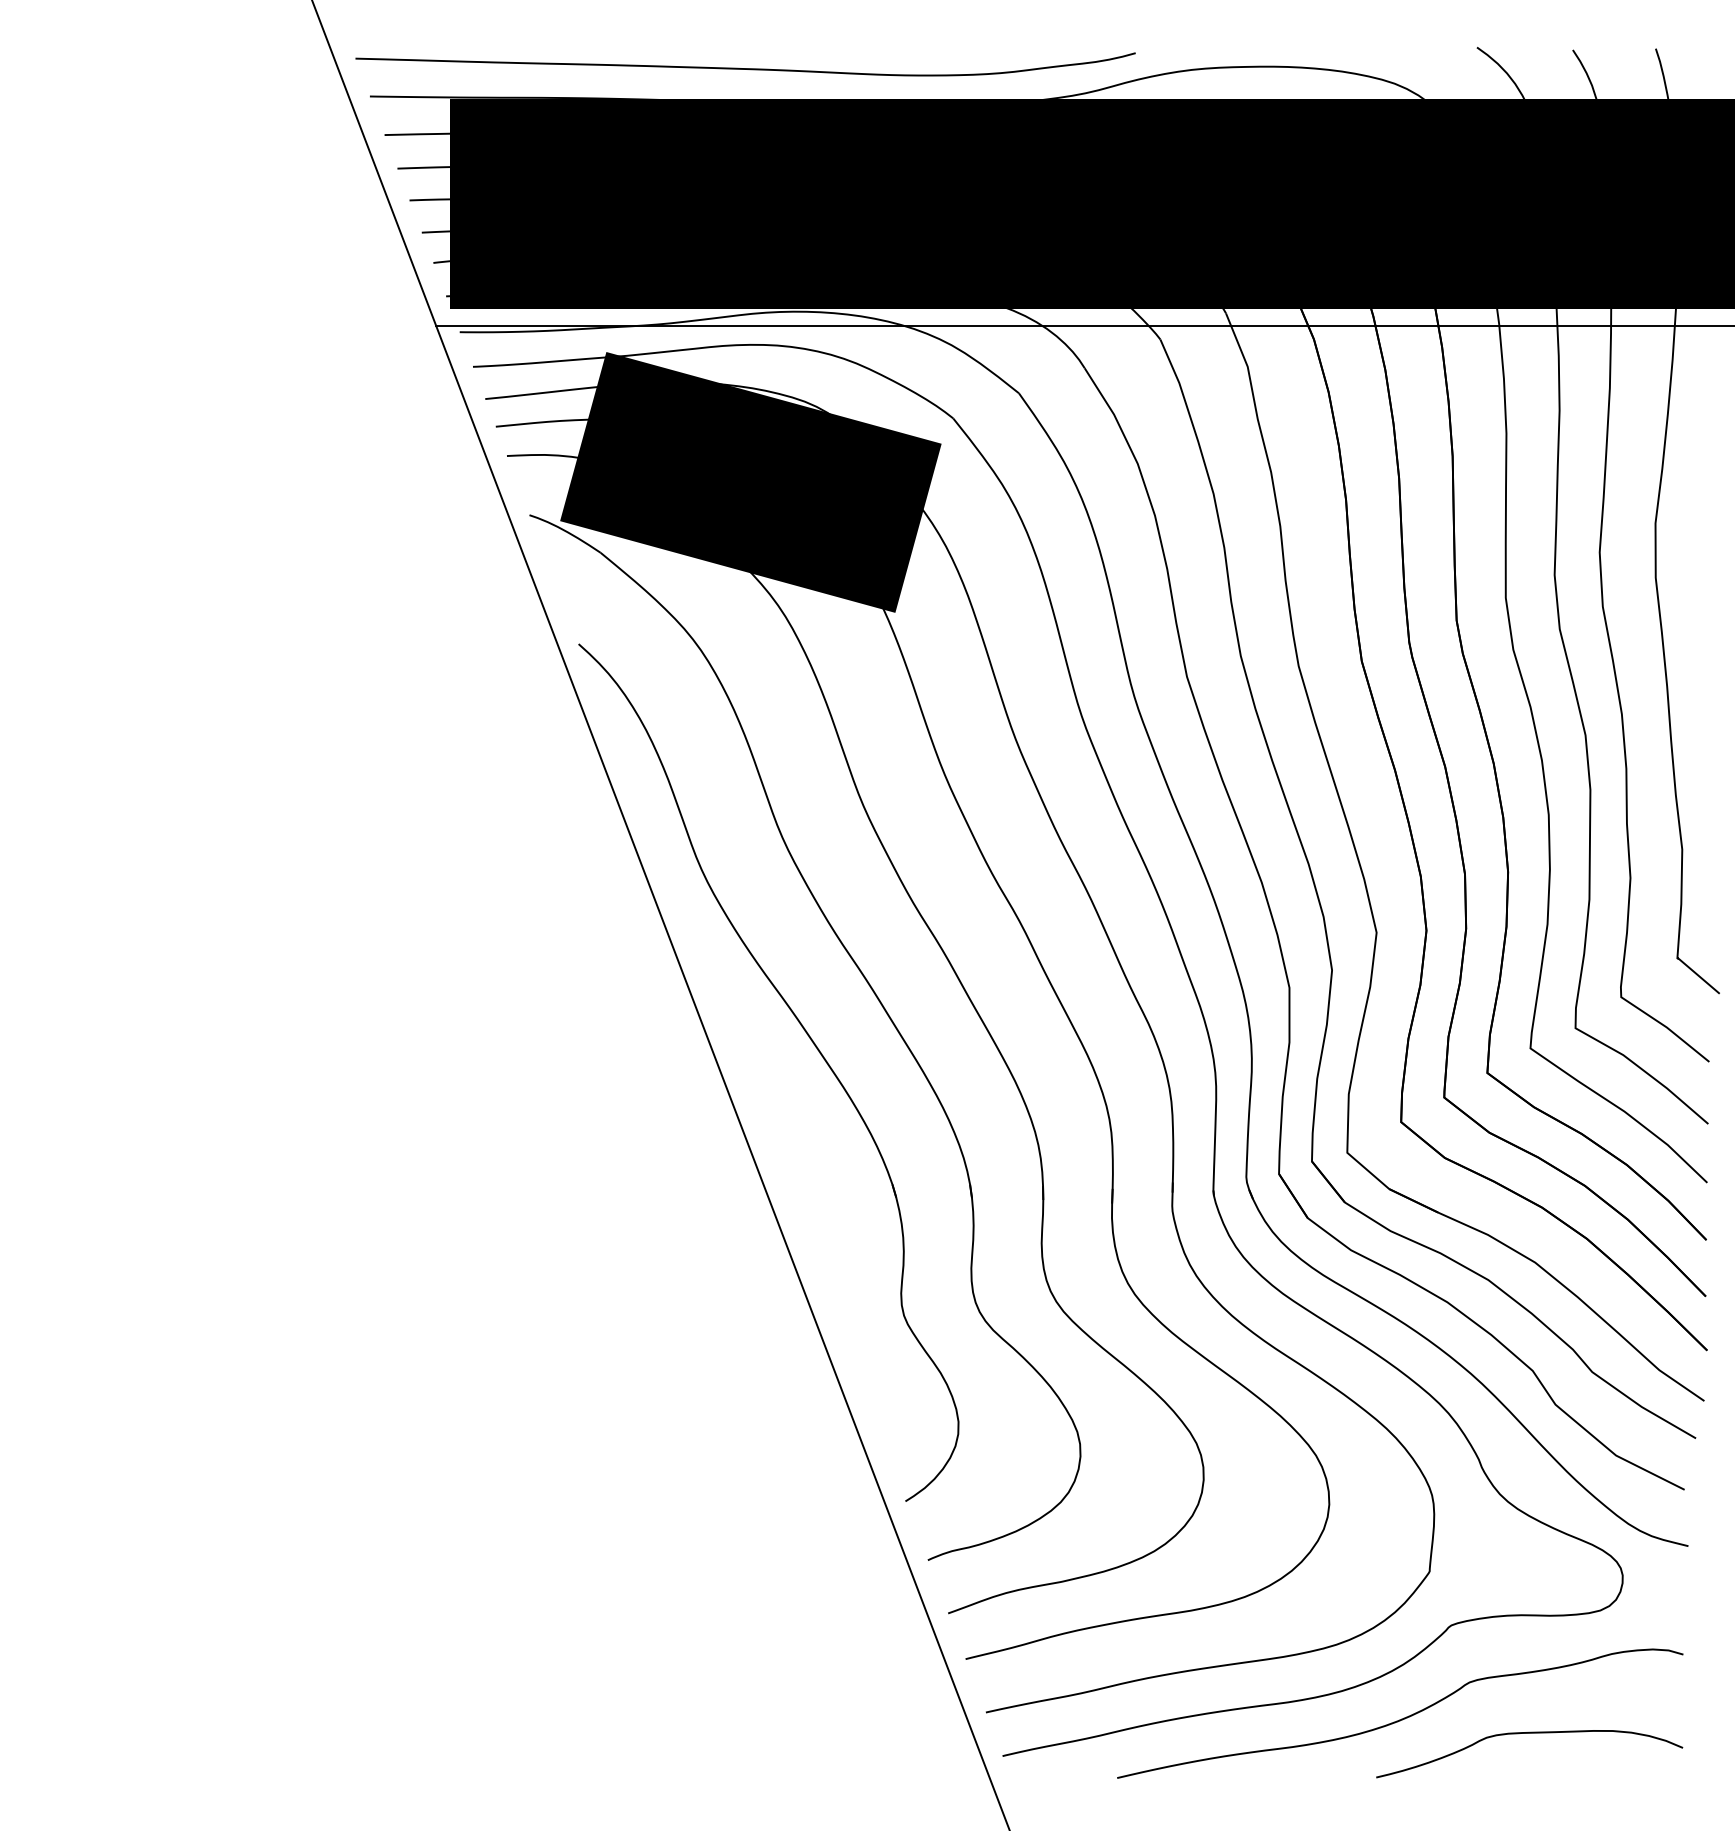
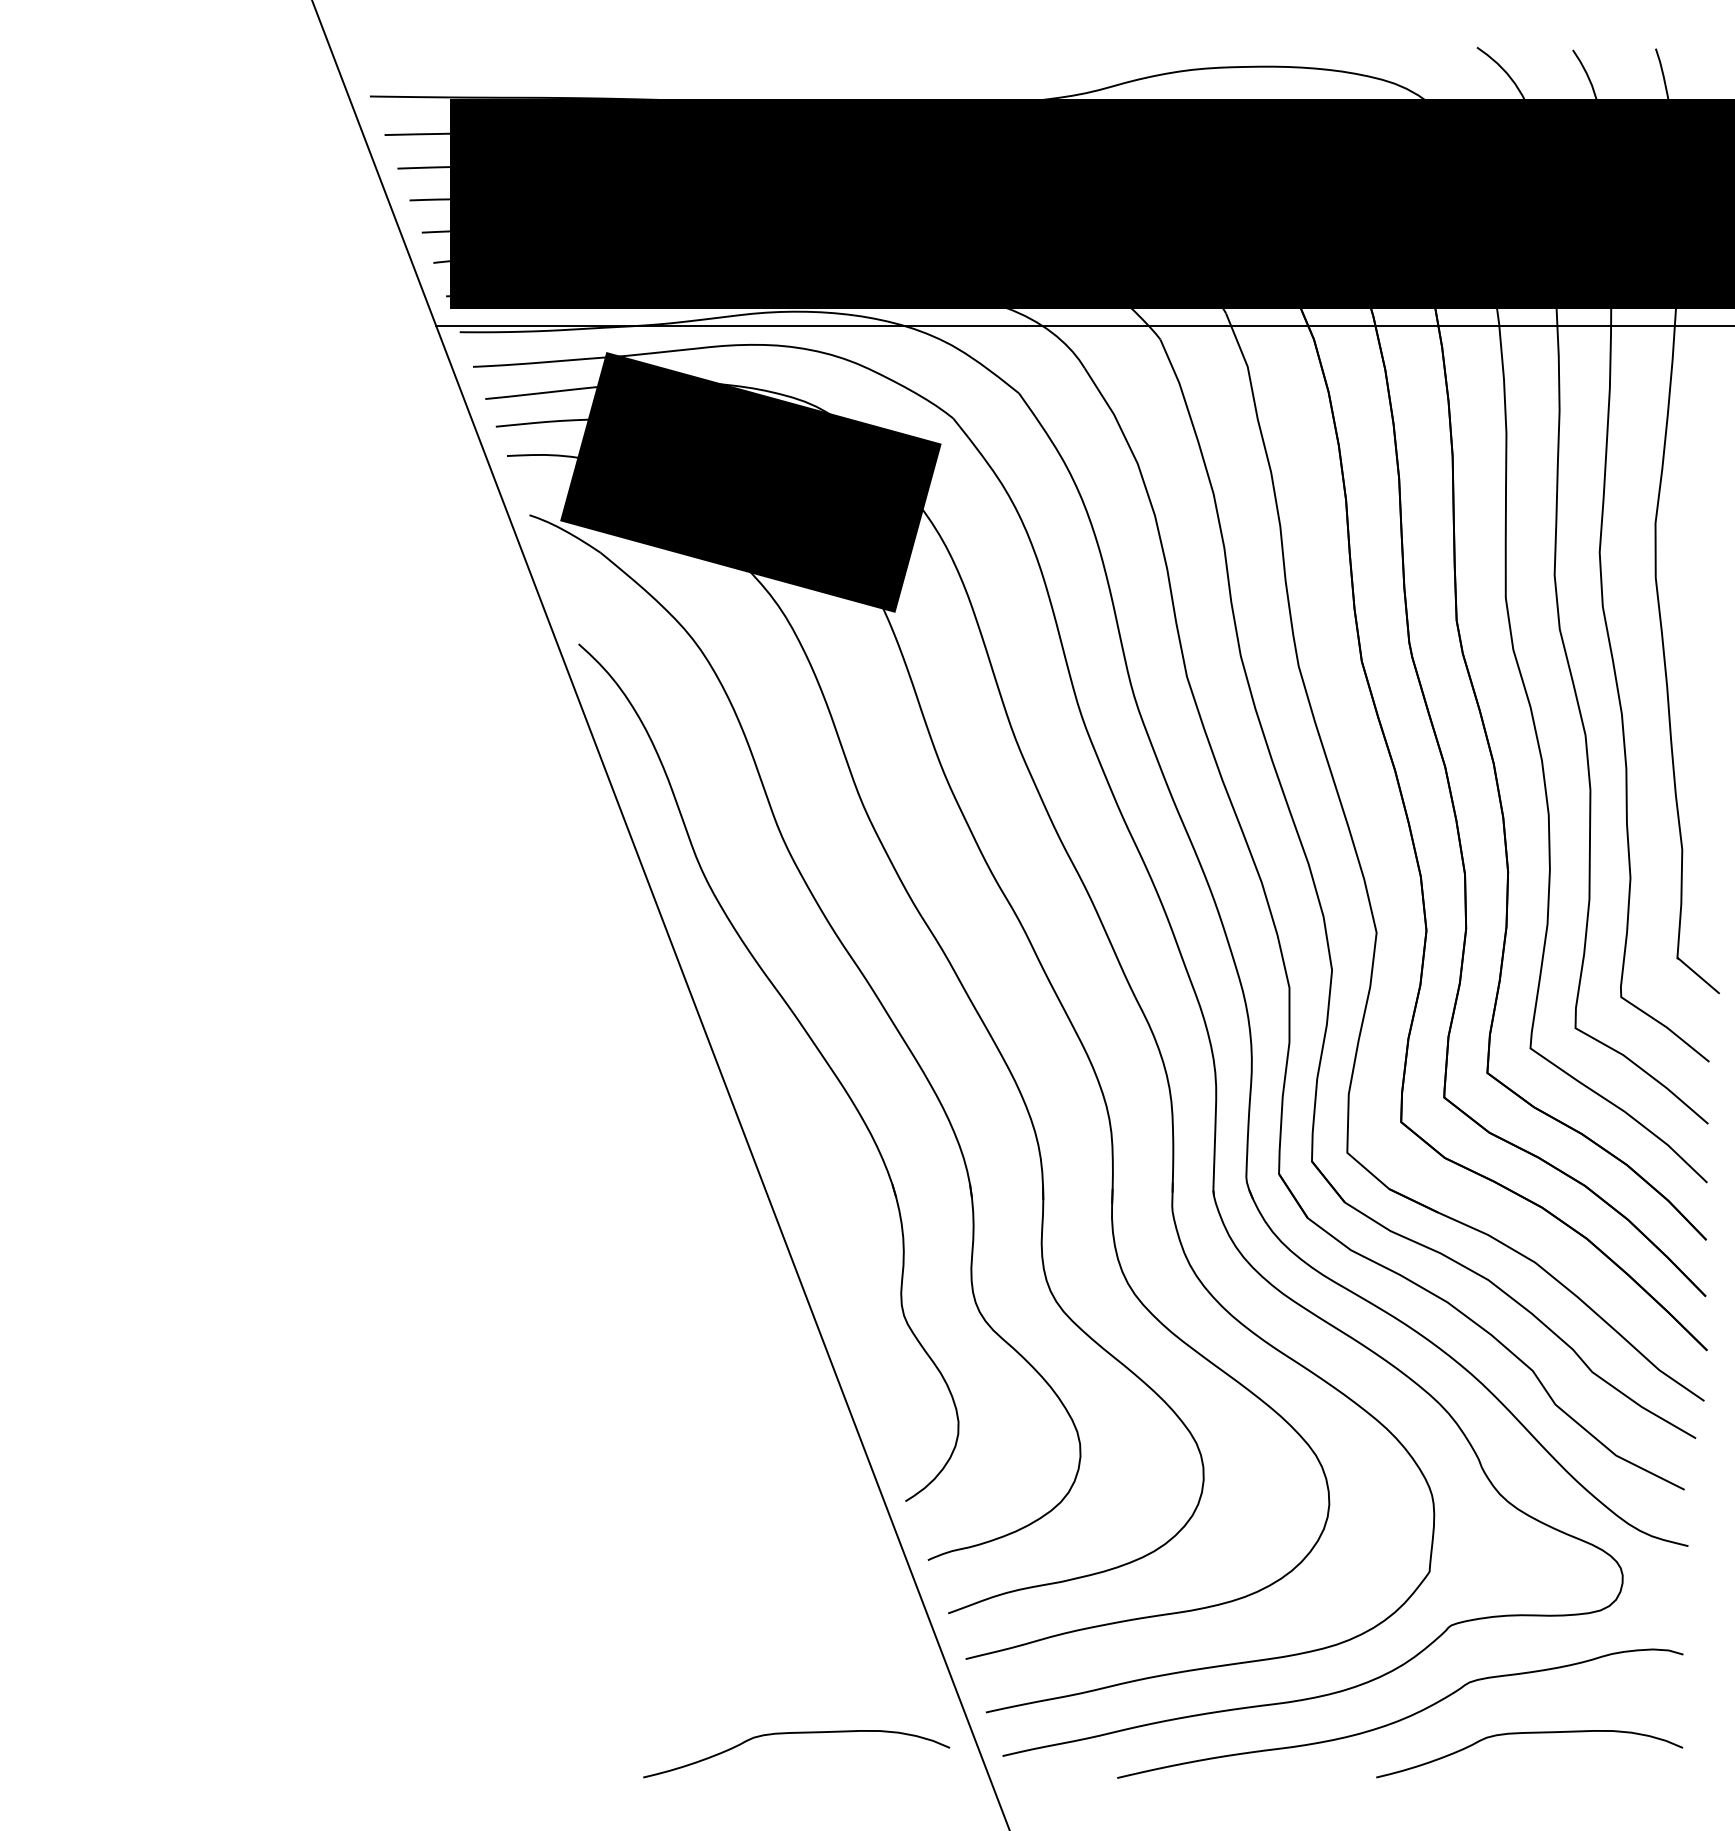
curve: present -> none (745, 68)
curve: none -> present (796, 1733)
